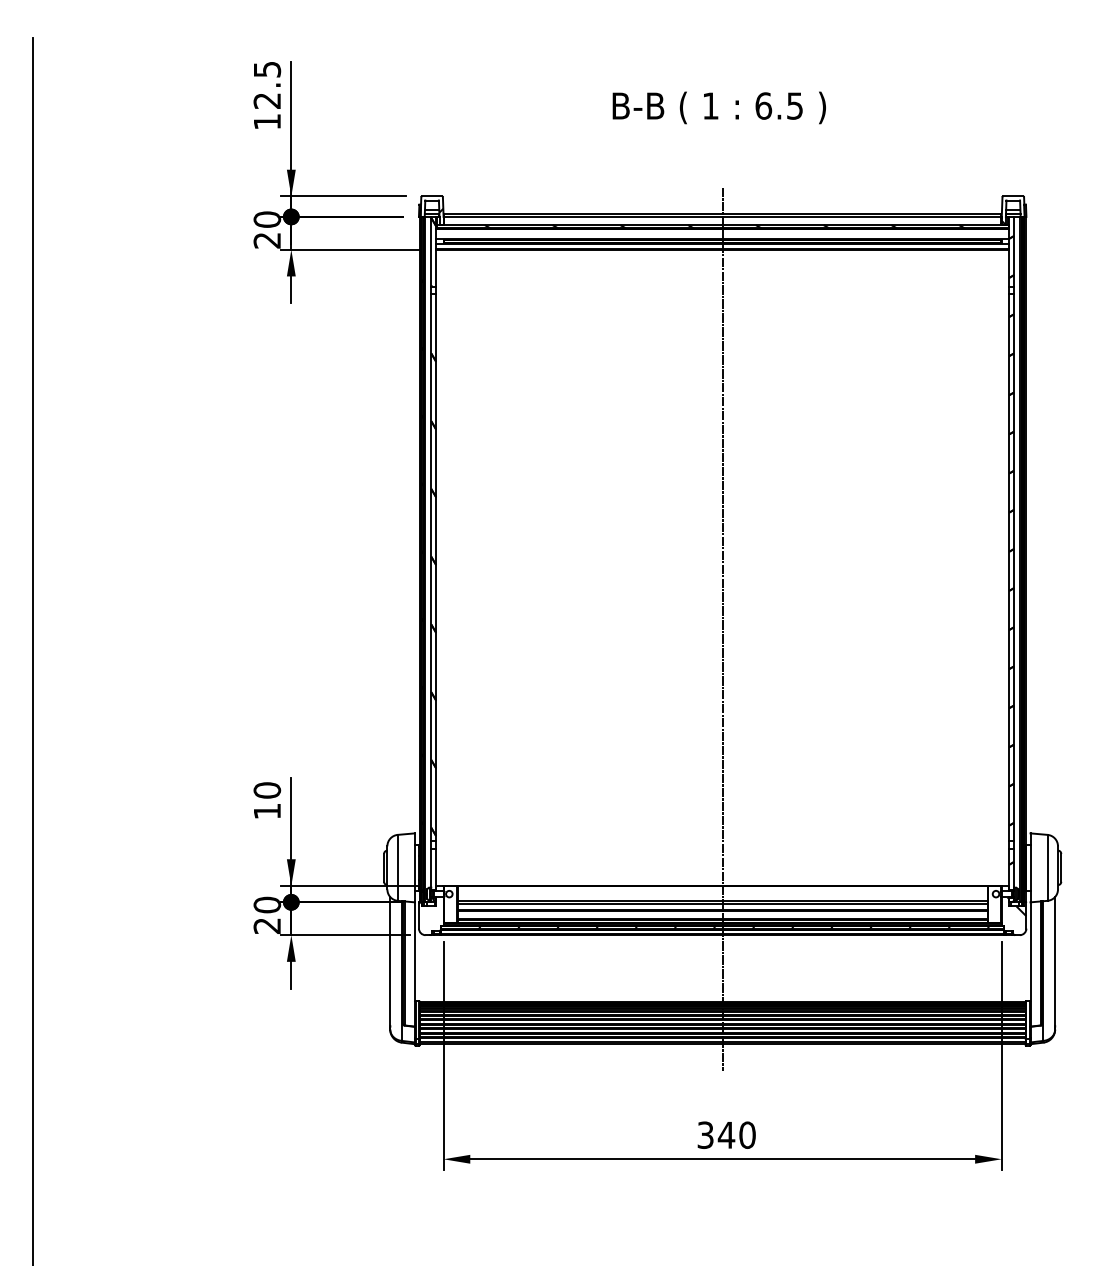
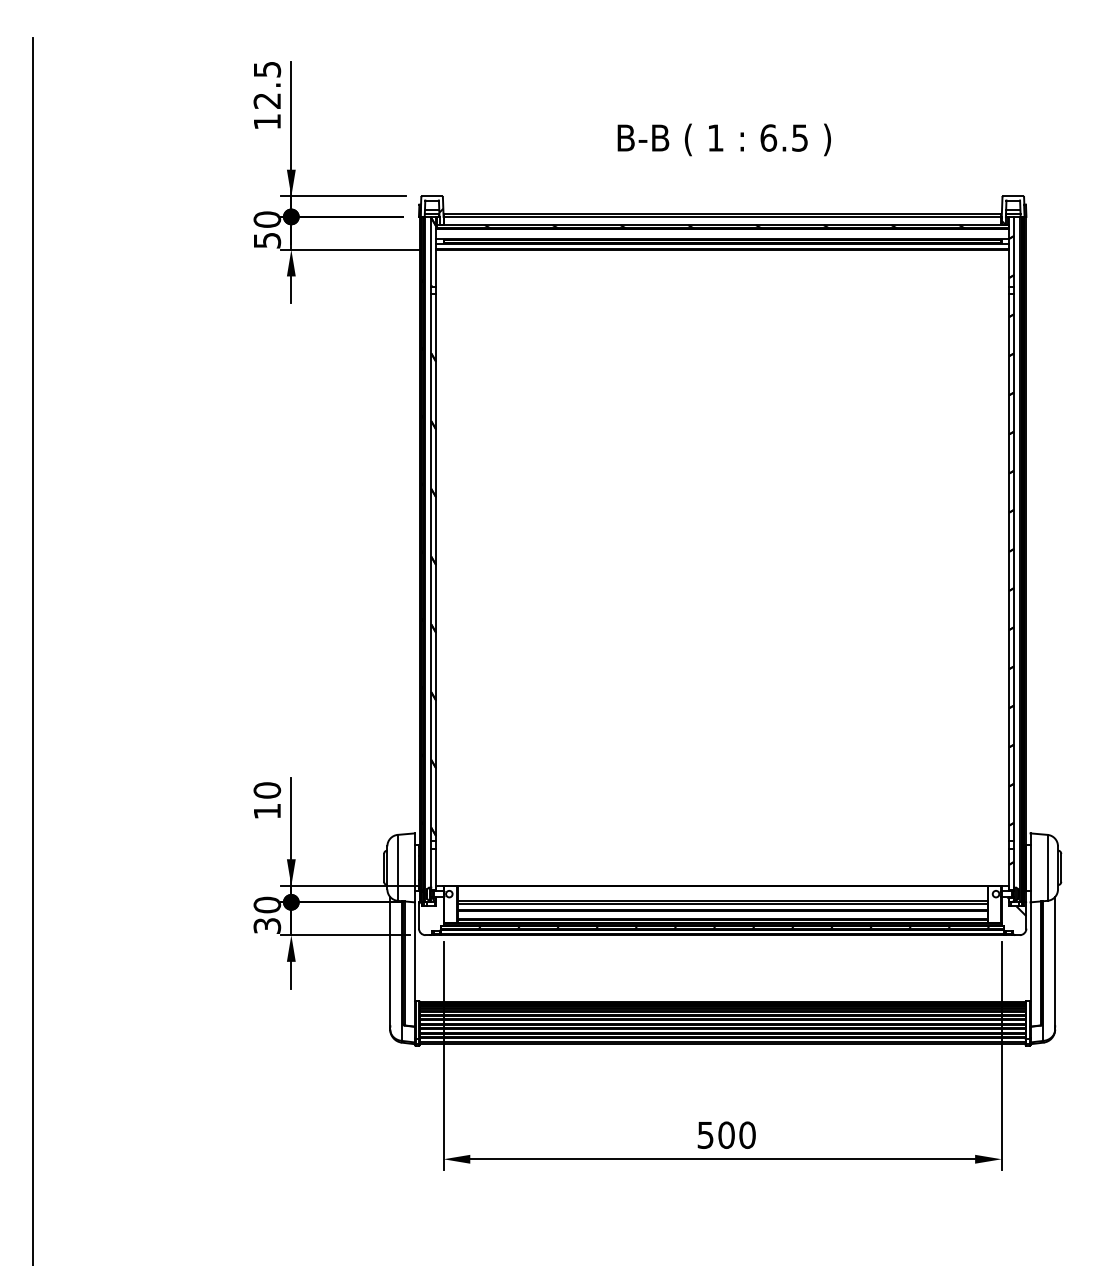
text position: (718, 107) -> (723, 139) (723, 139)
text: 20 -> 50 (267, 240)
line: present -> none (722, 628)
text: 20 -> 30 (267, 925)
text: 340 -> 500 (716, 1134)
